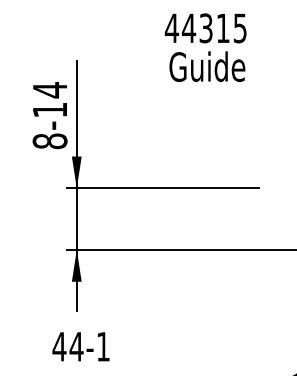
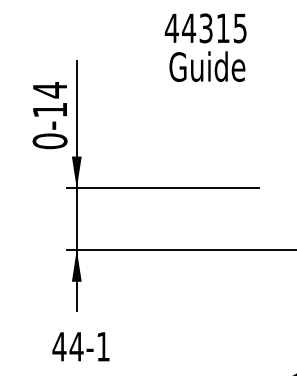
text: 8-14 -> 0-14 (50, 141)
